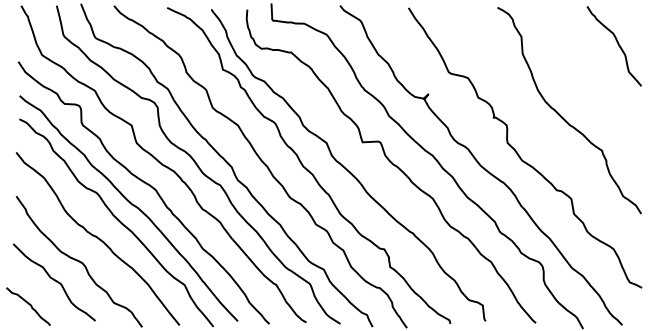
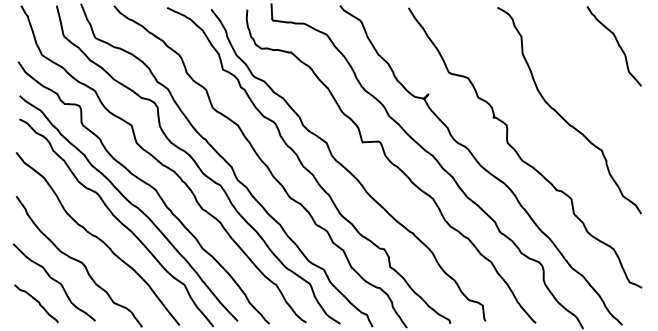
curve position: (29, 305) -> (37, 302) (37, 302)
